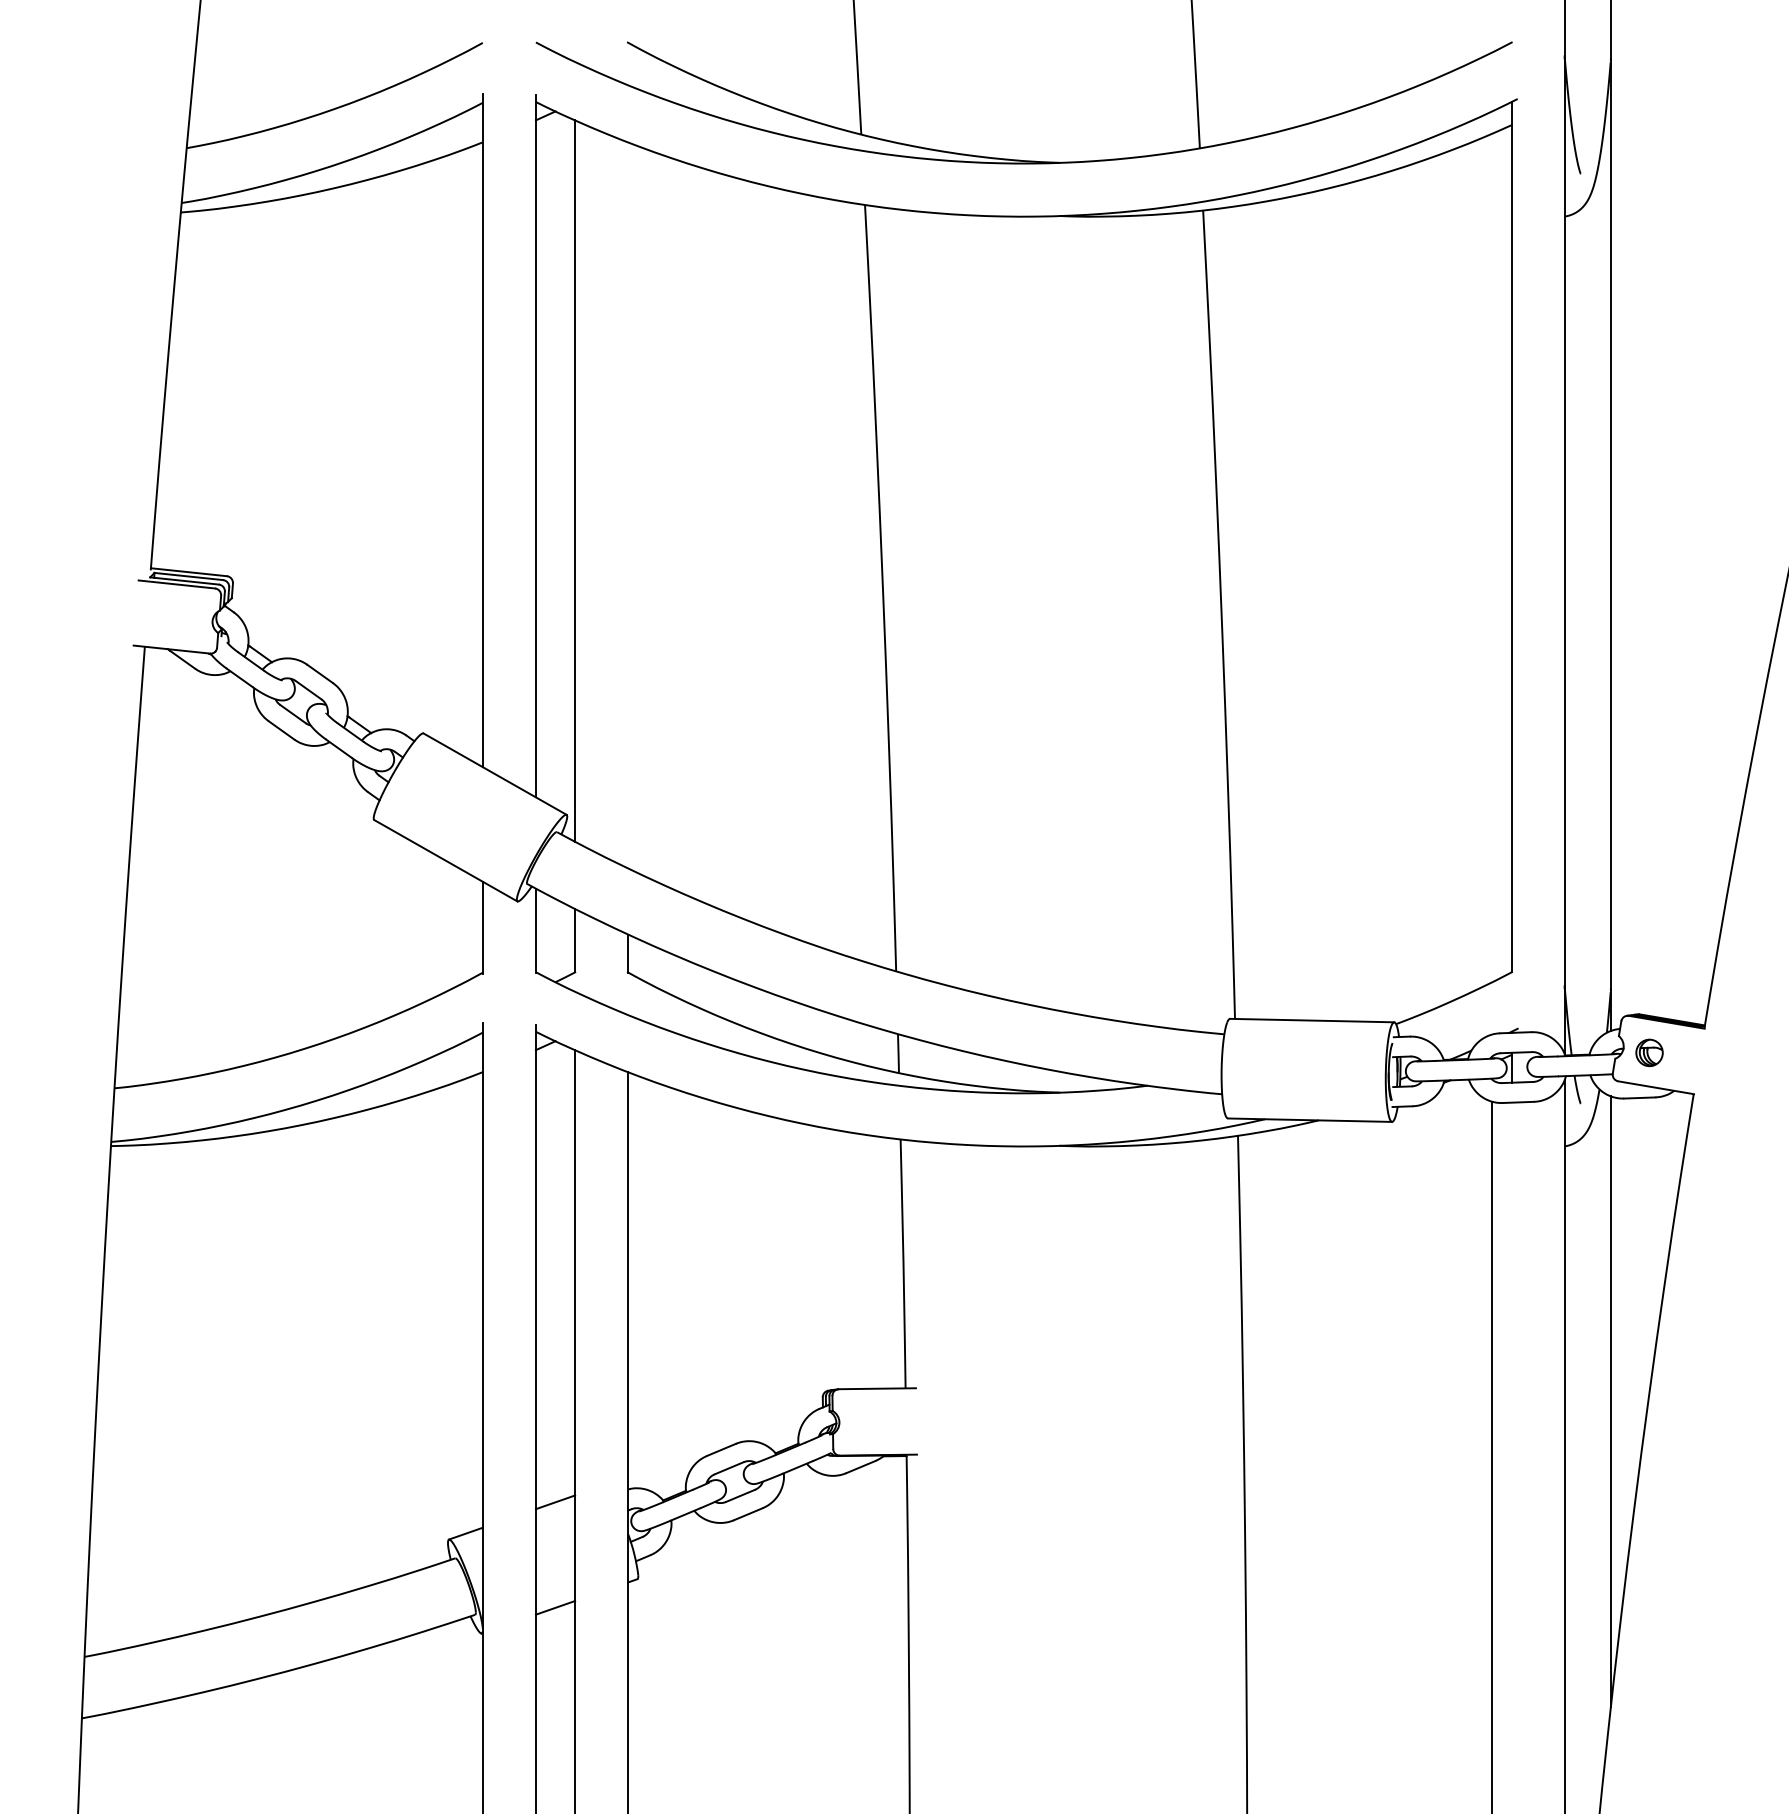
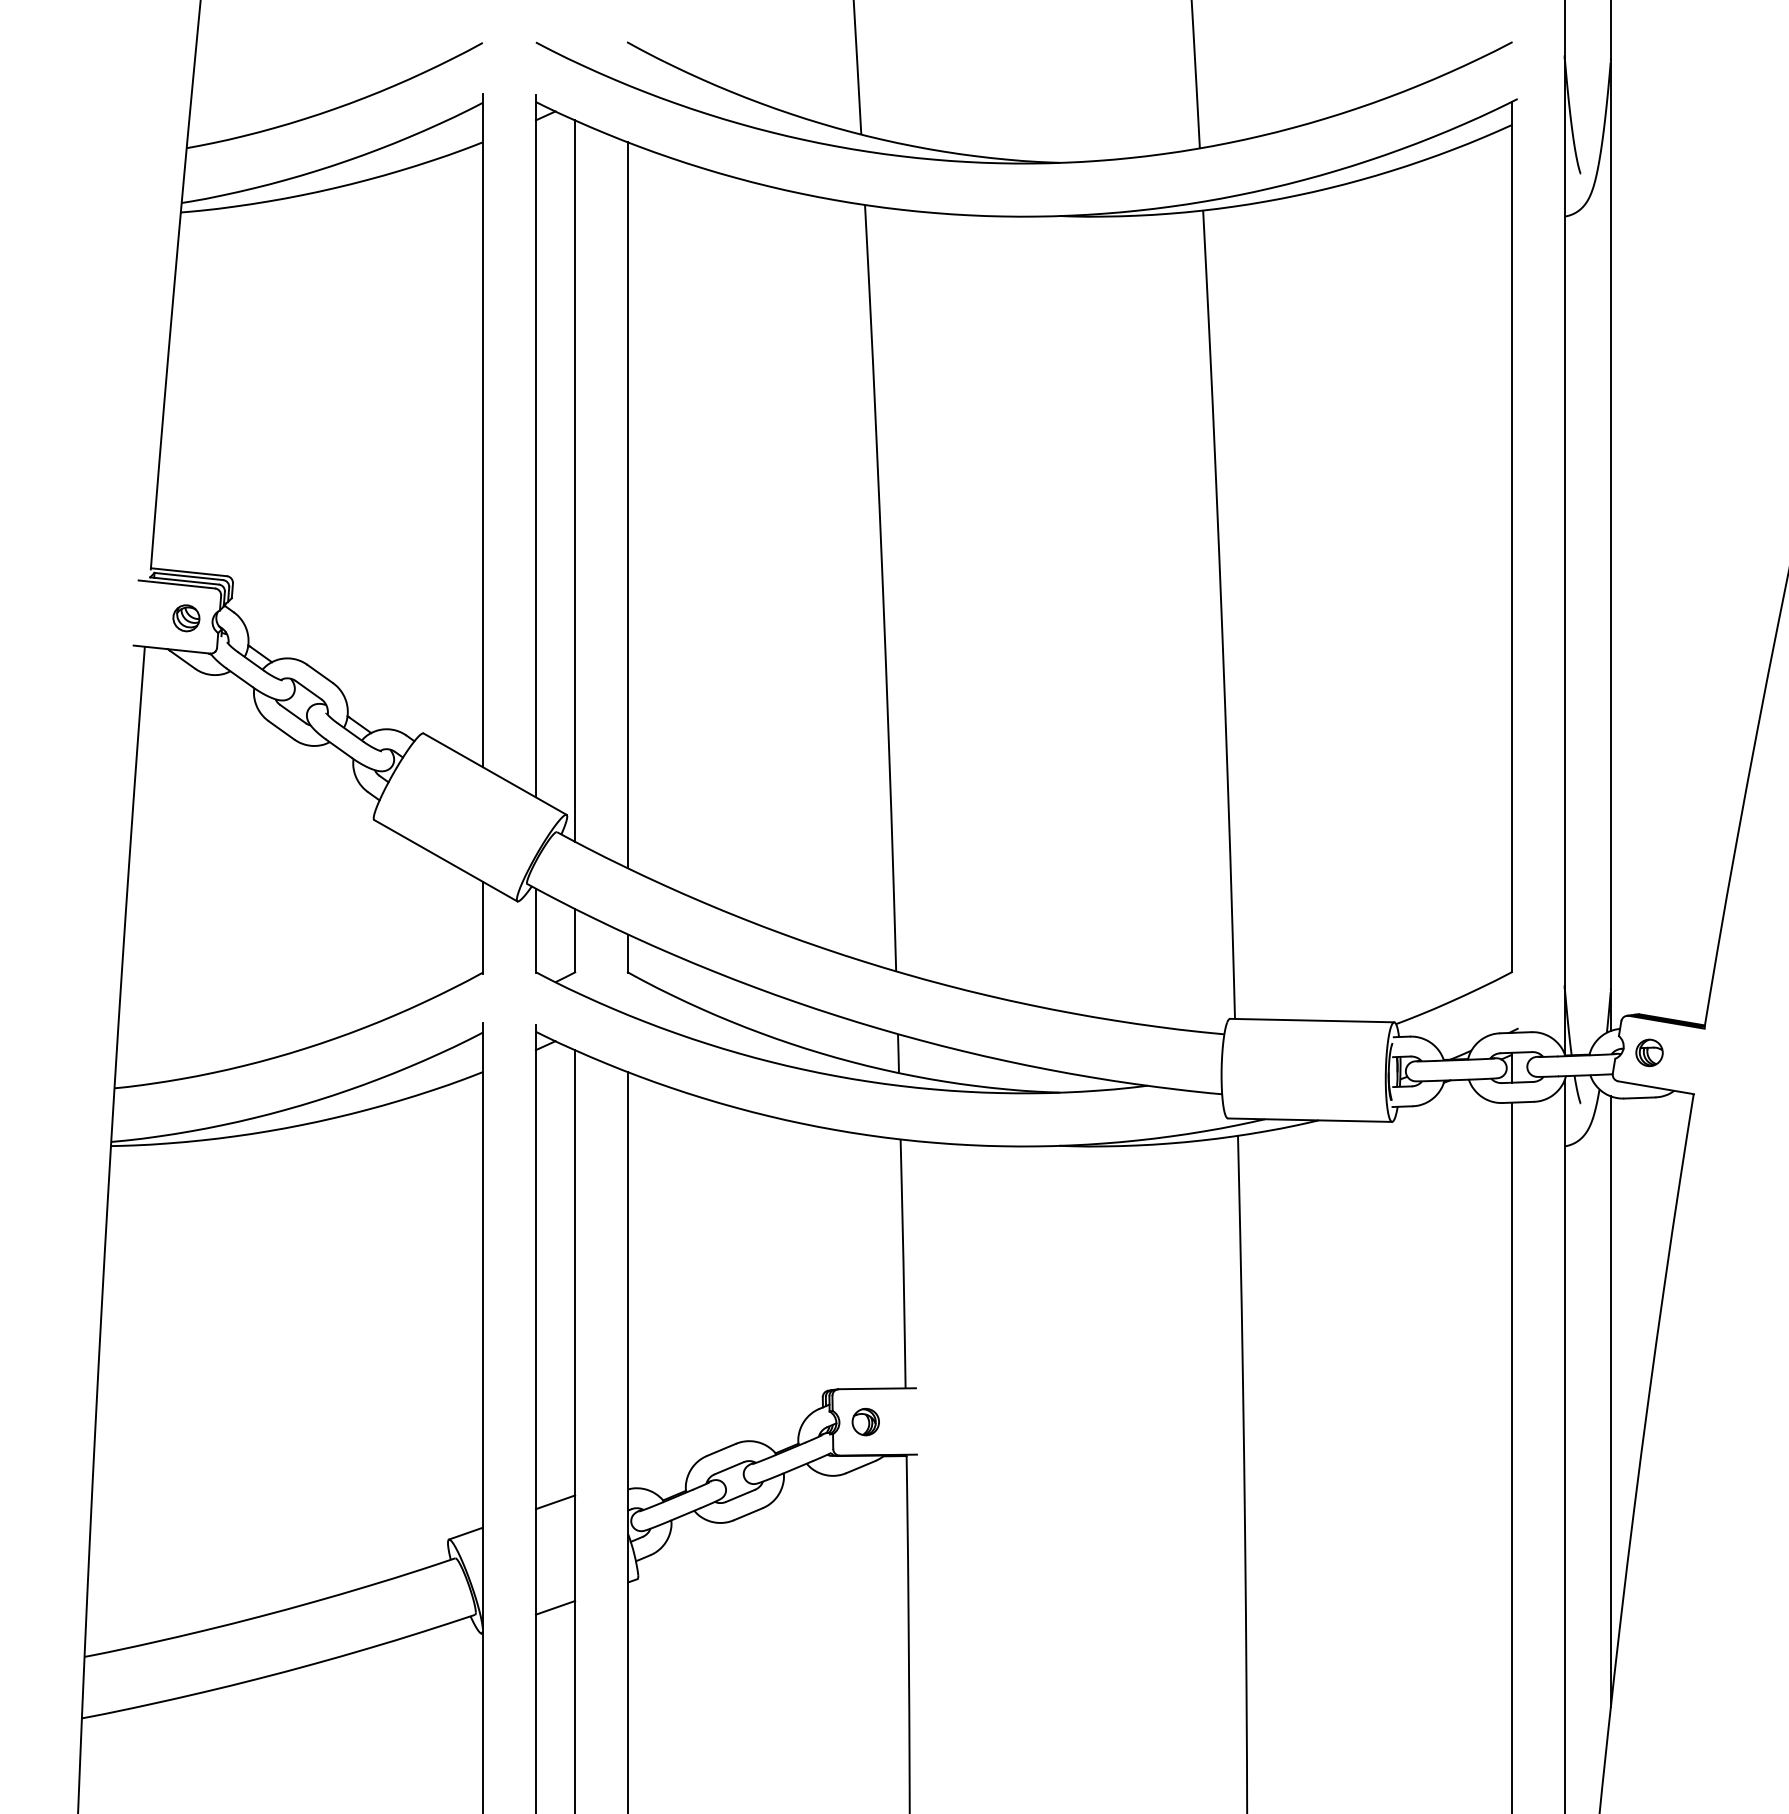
line: none -> present (628, 505)
part: none -> present (186, 618)
part: none -> present (865, 1422)
line position: (1491, 1456) -> (1511, 1456) (1511, 1456)
